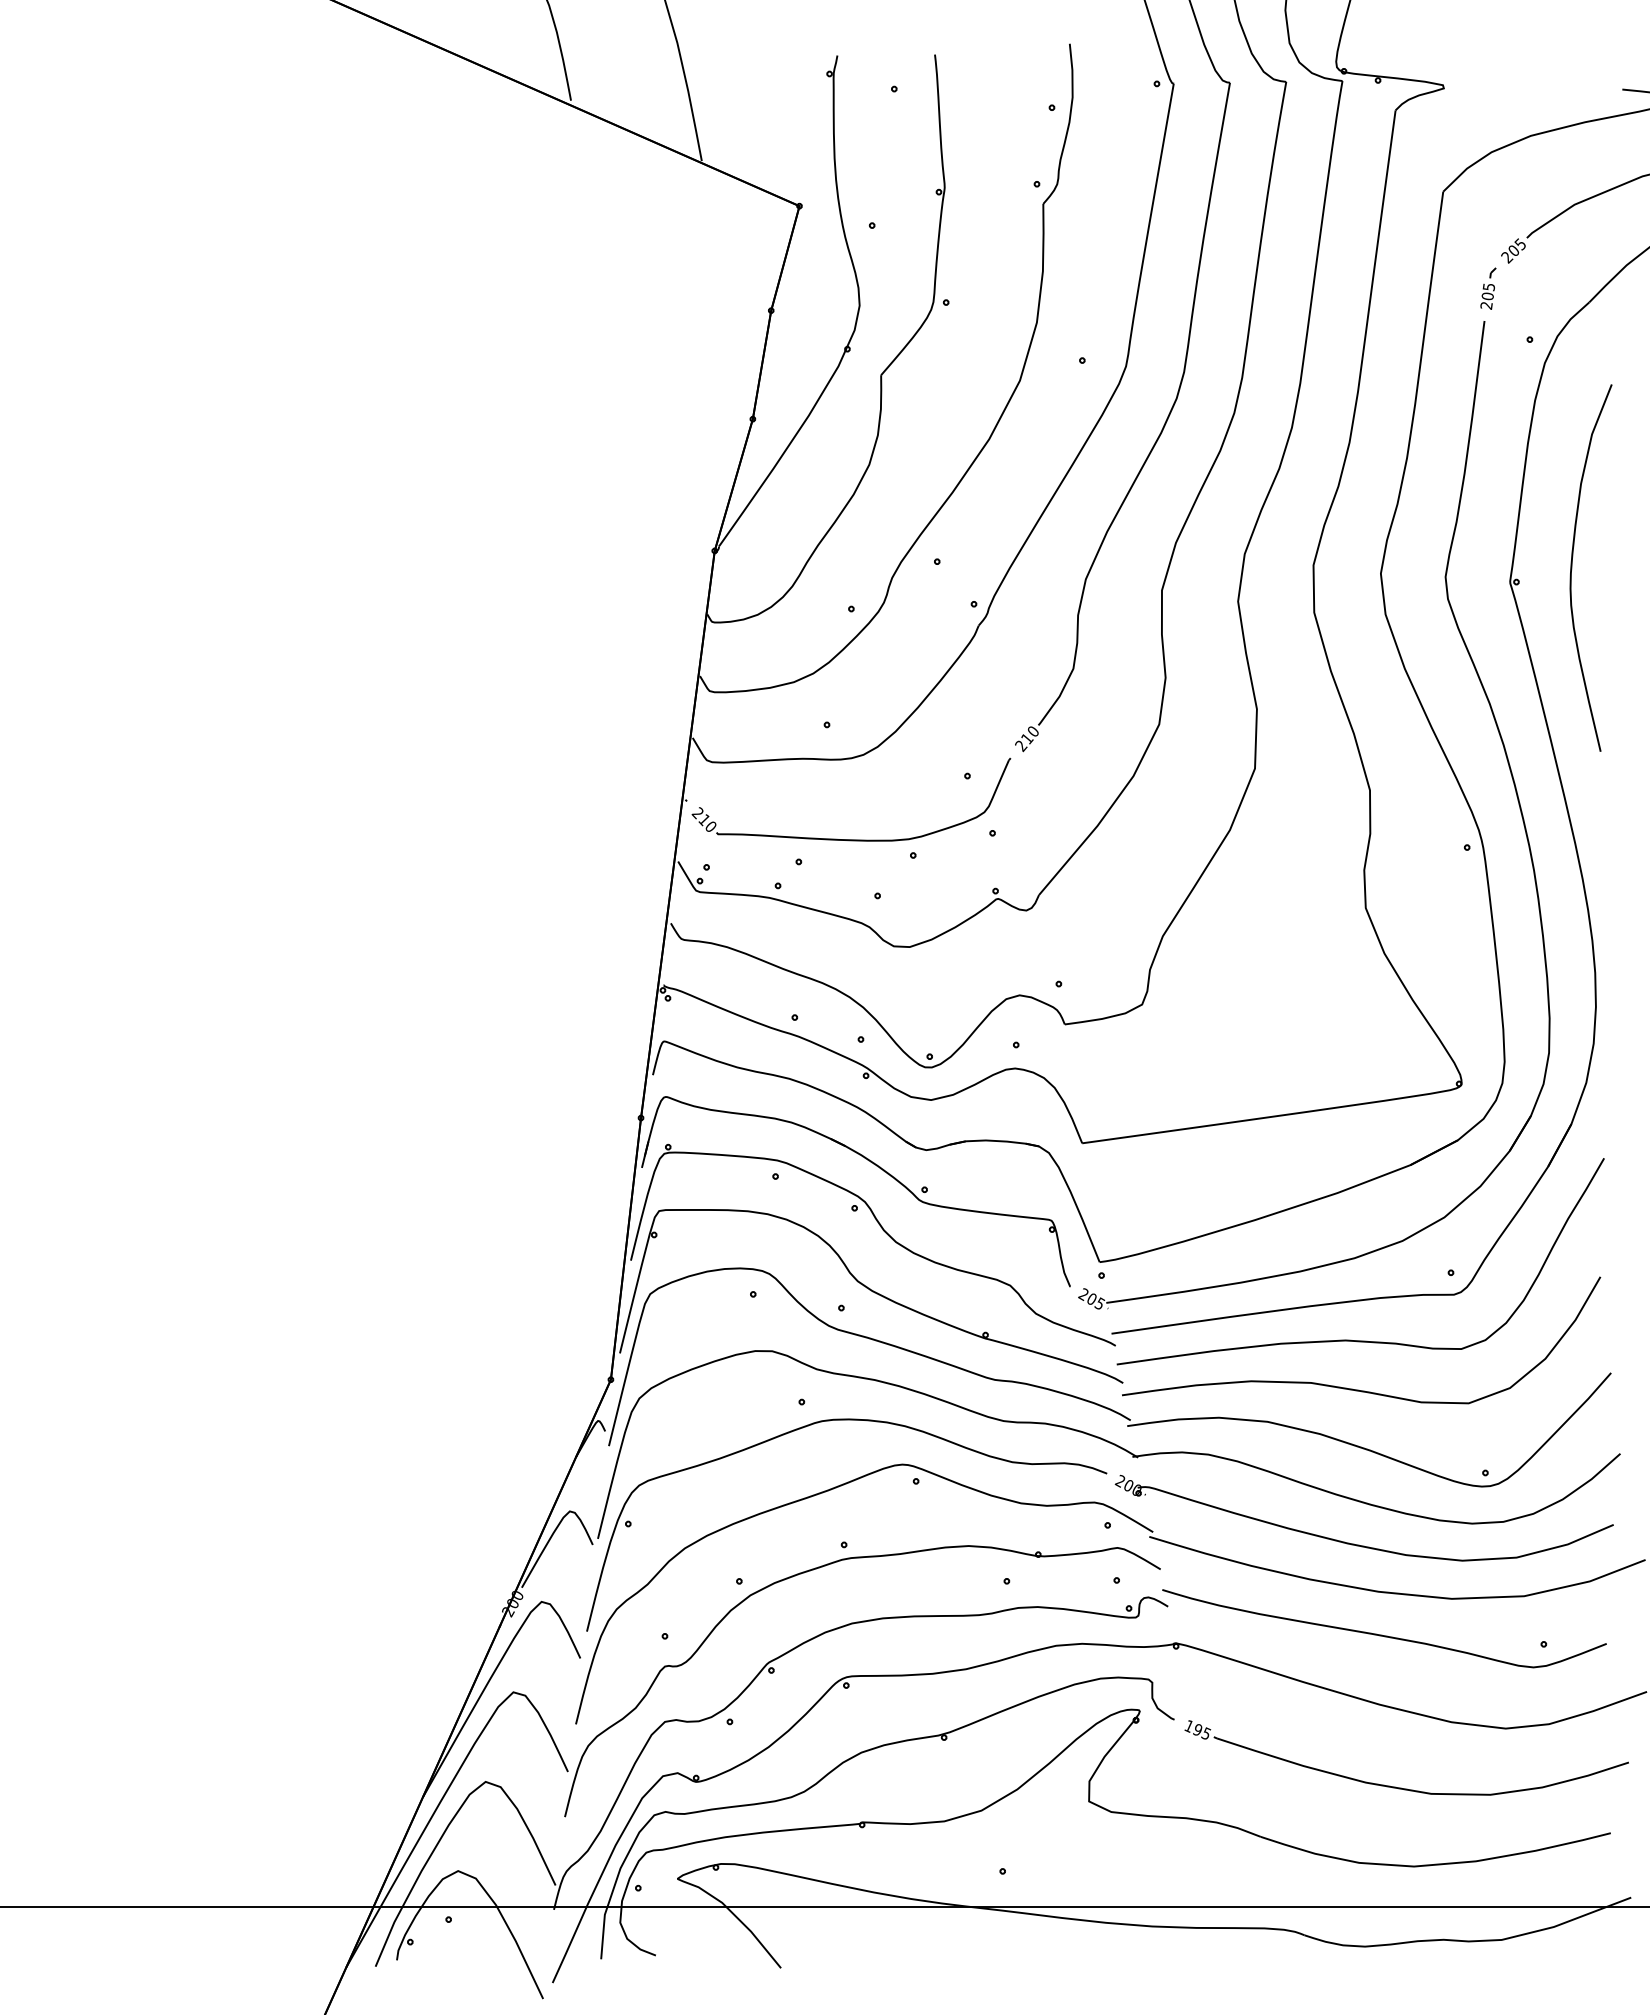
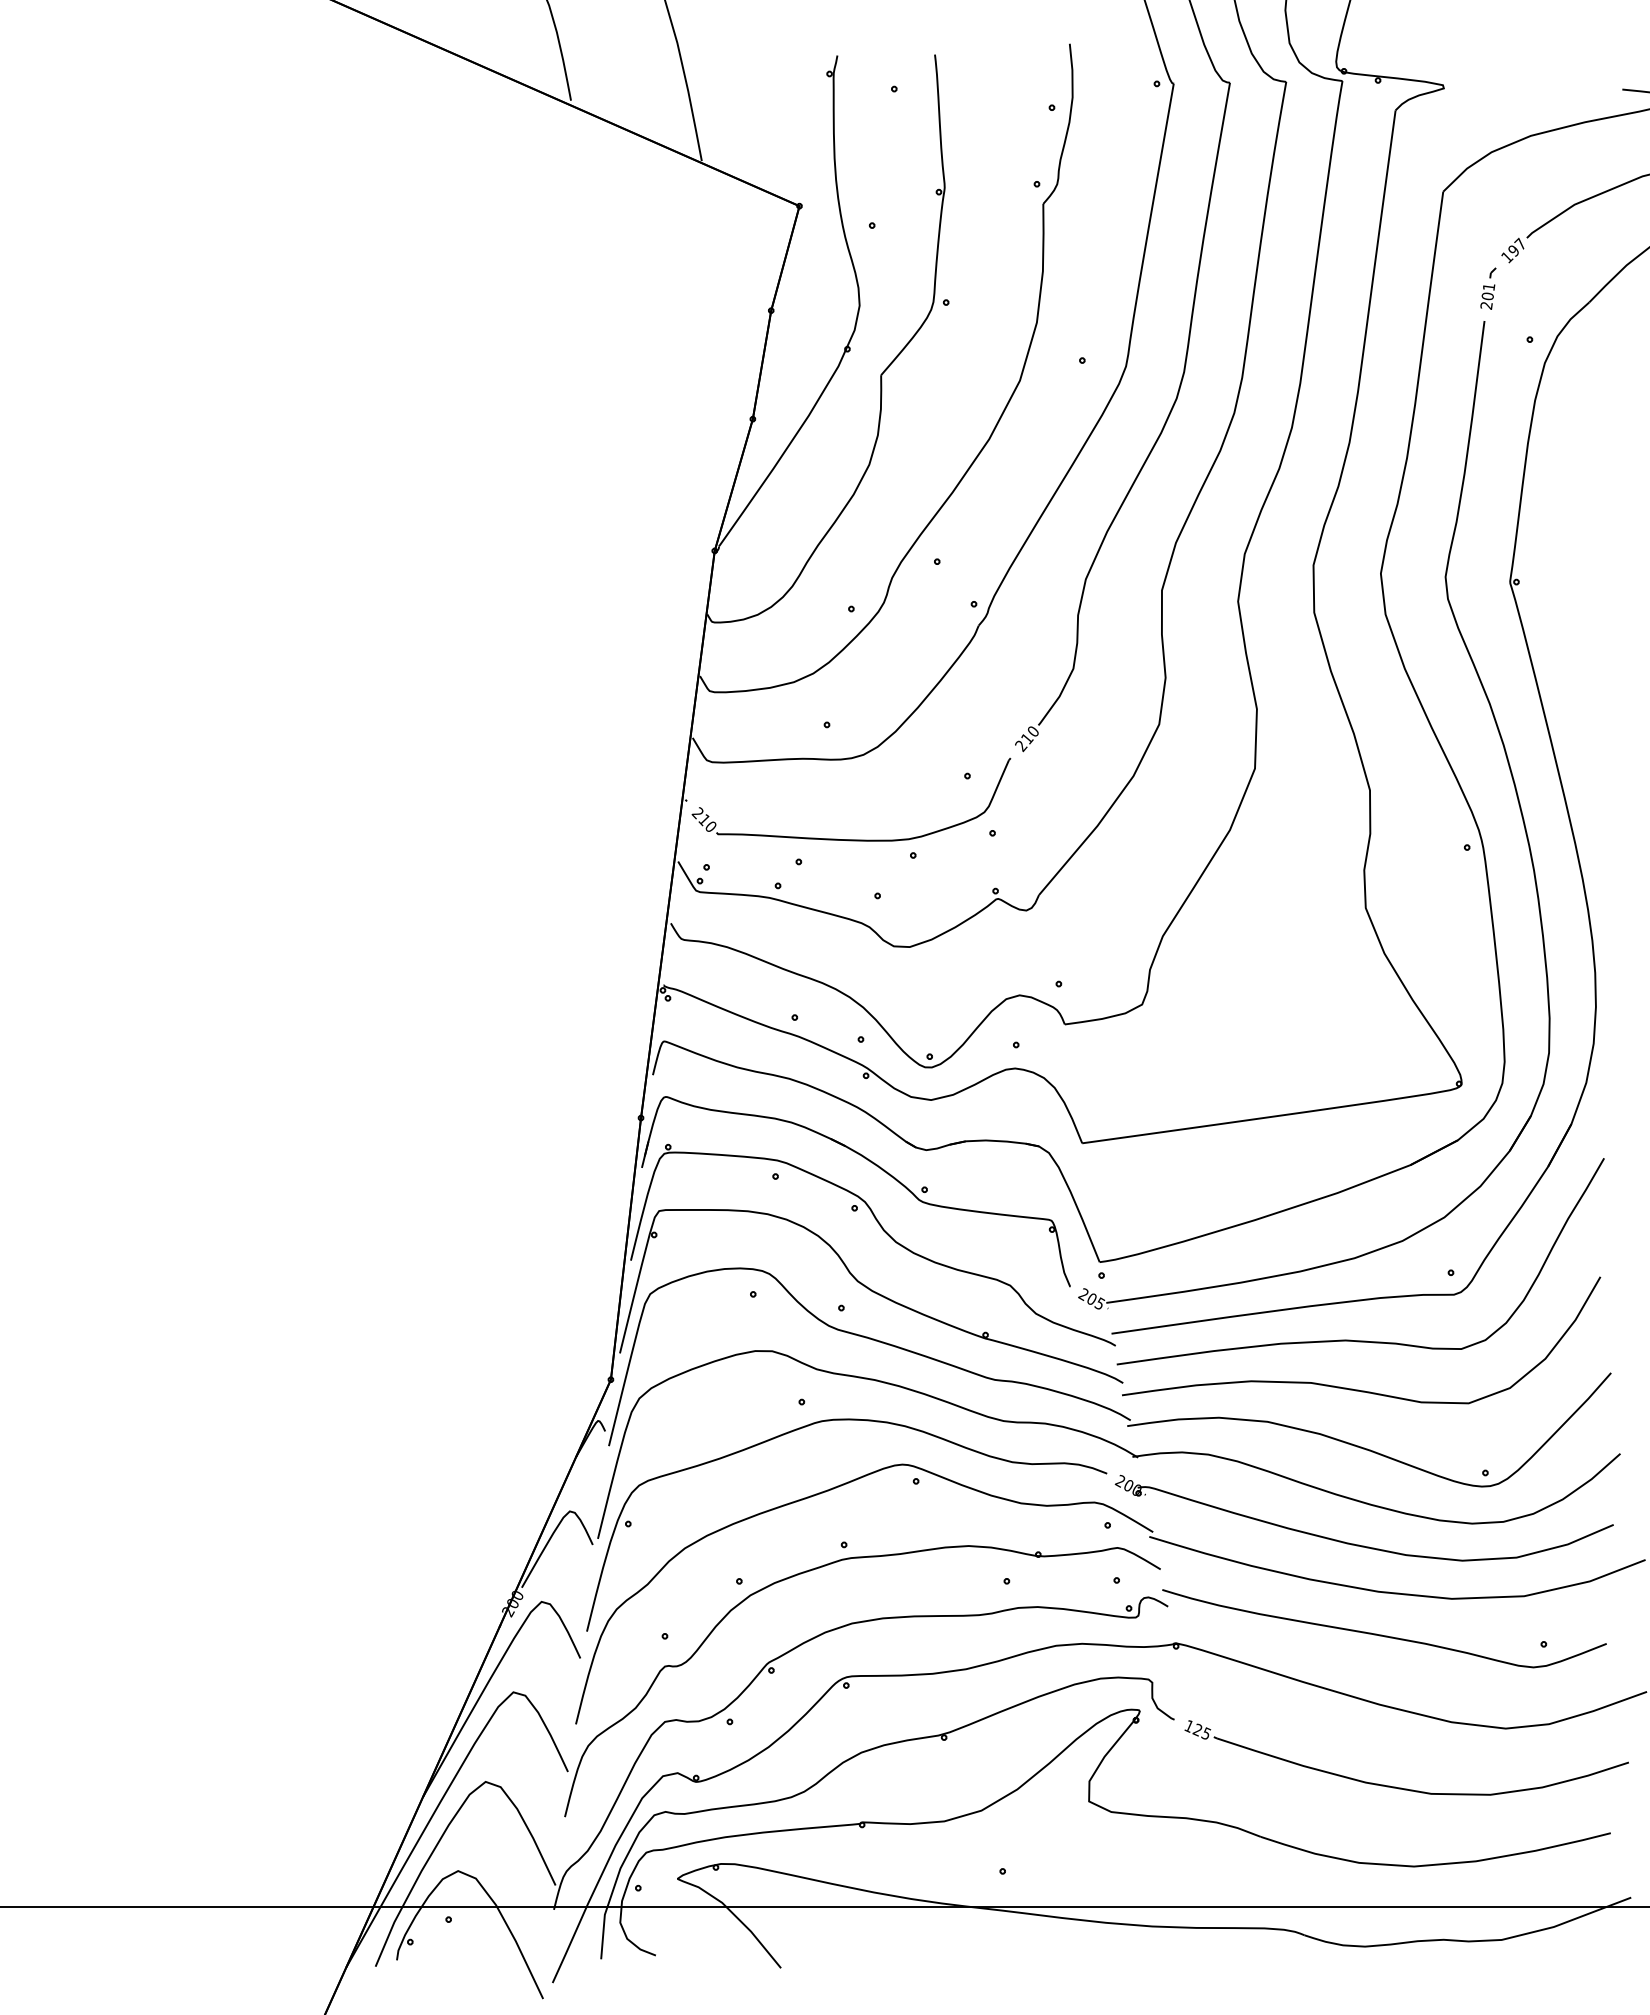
text: 205 -> 197 (1513, 250)
text: 205 -> 201 (1488, 287)
curve: present -> none (1572, 567)
text: 195 -> 125 (1196, 1729)
